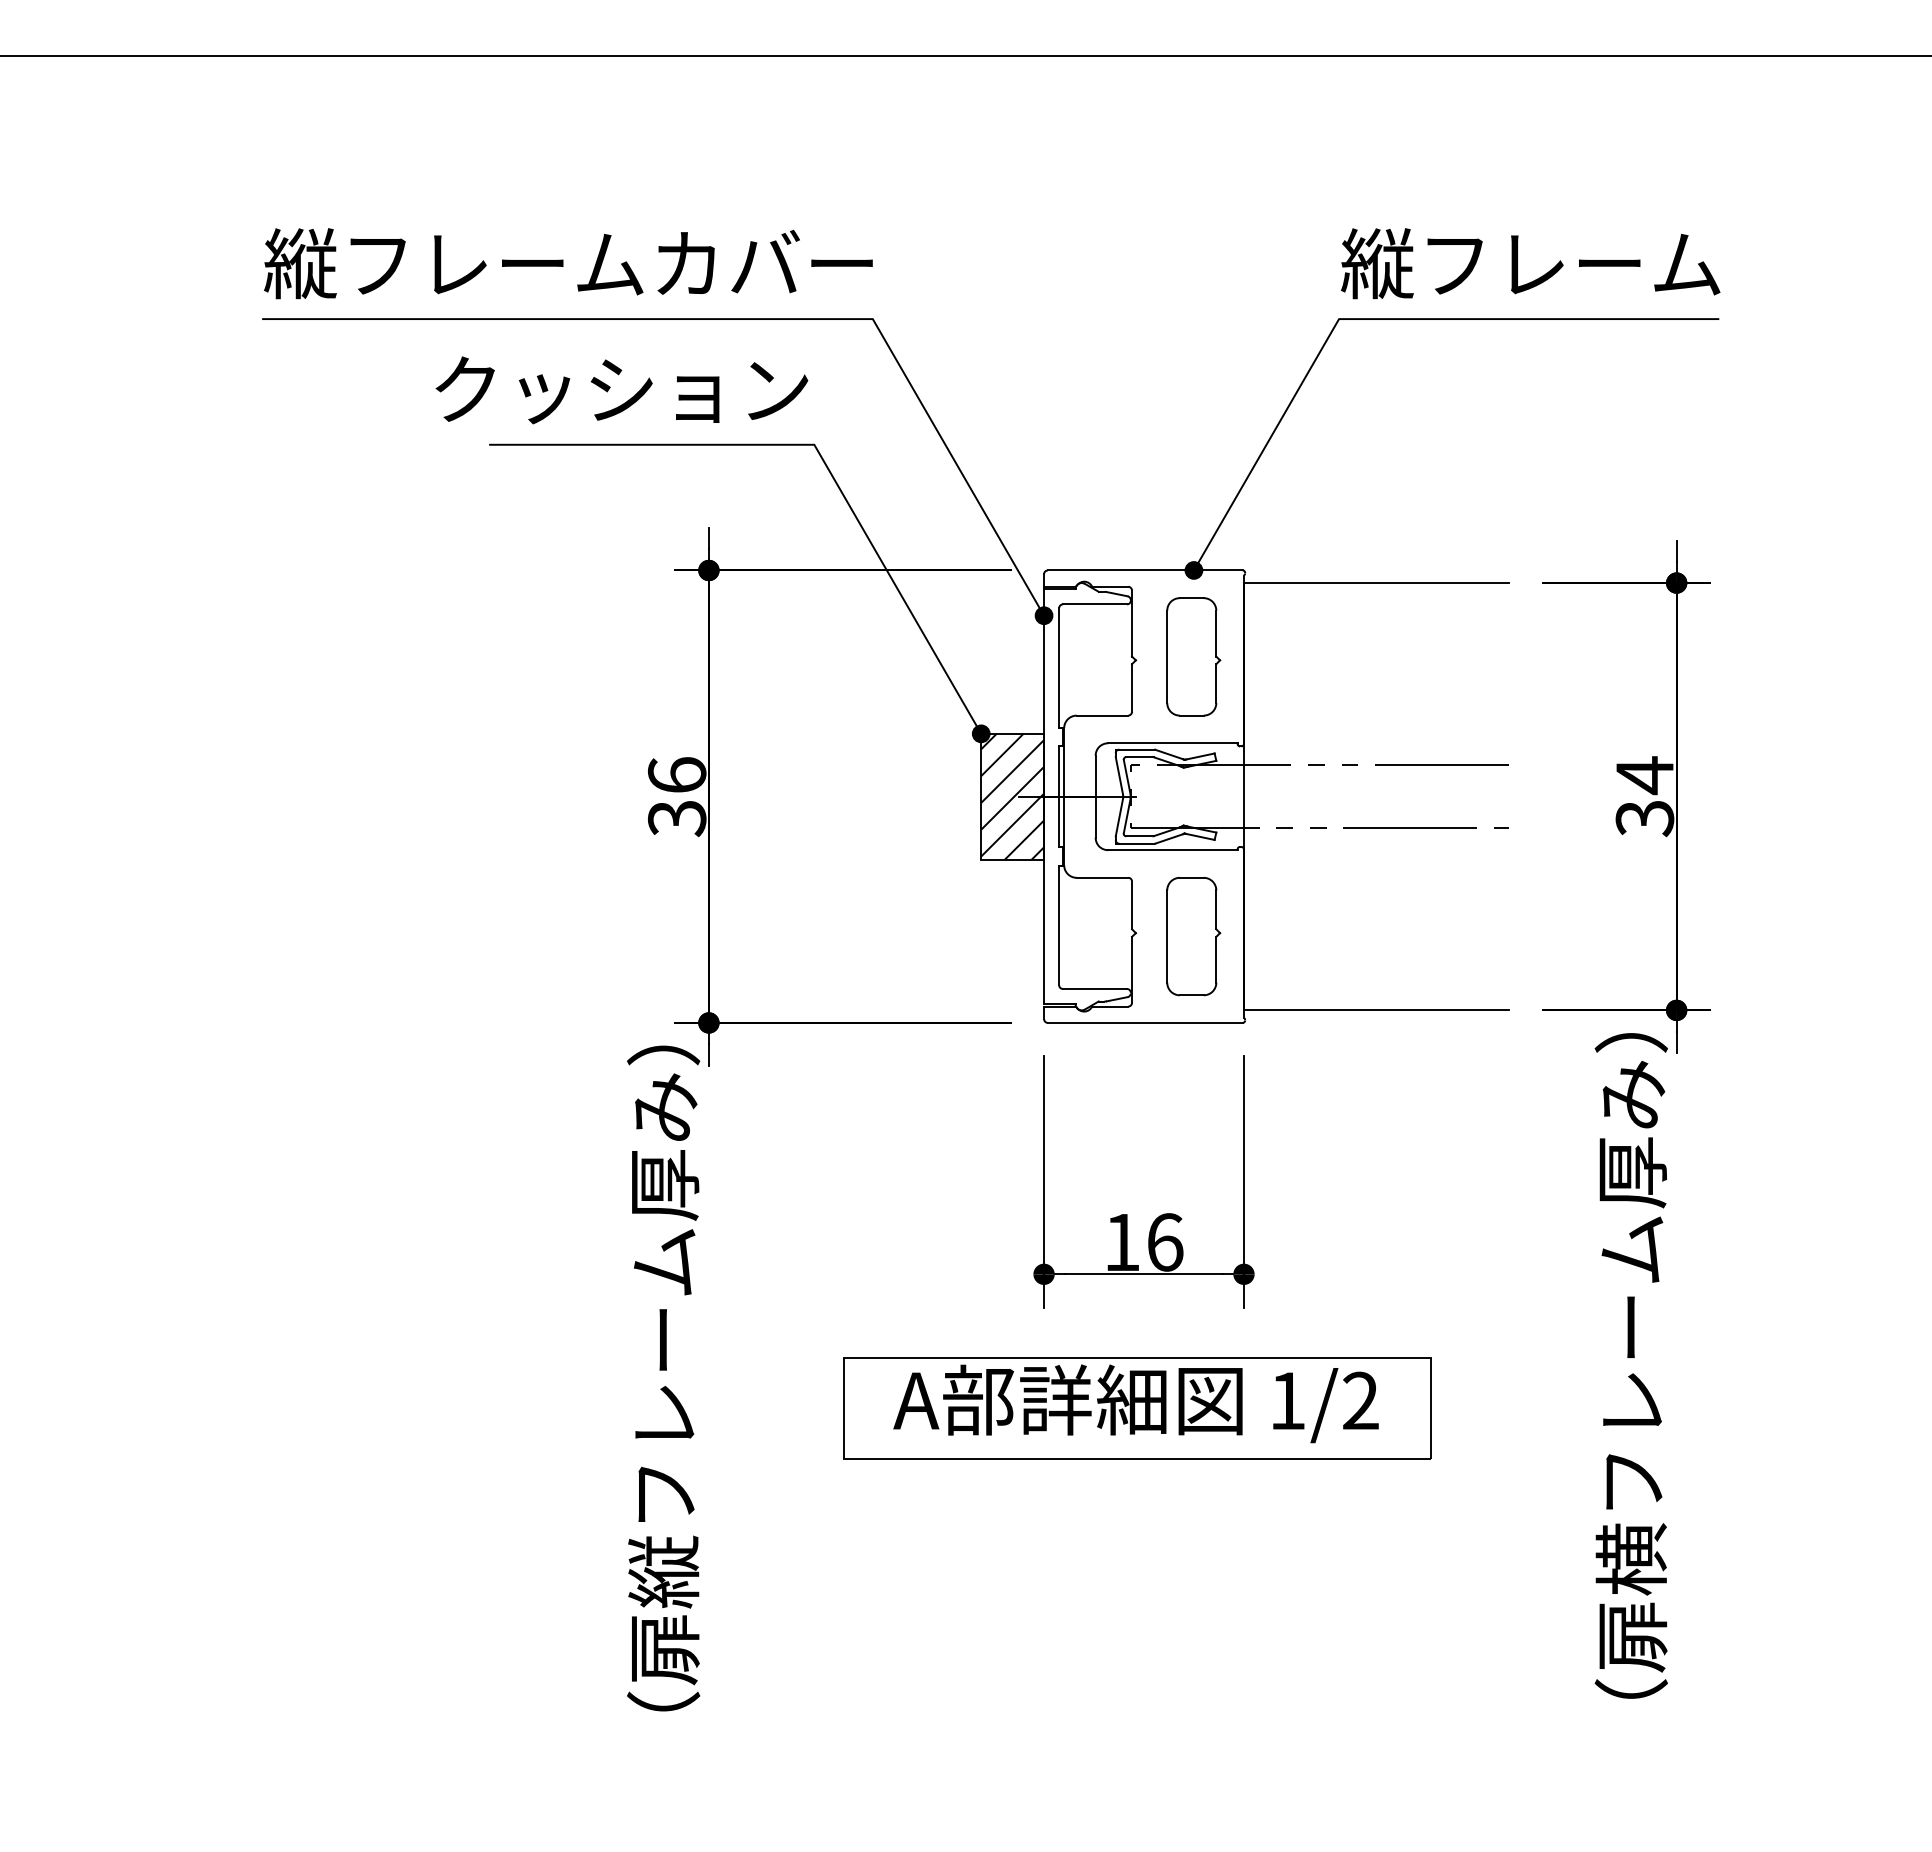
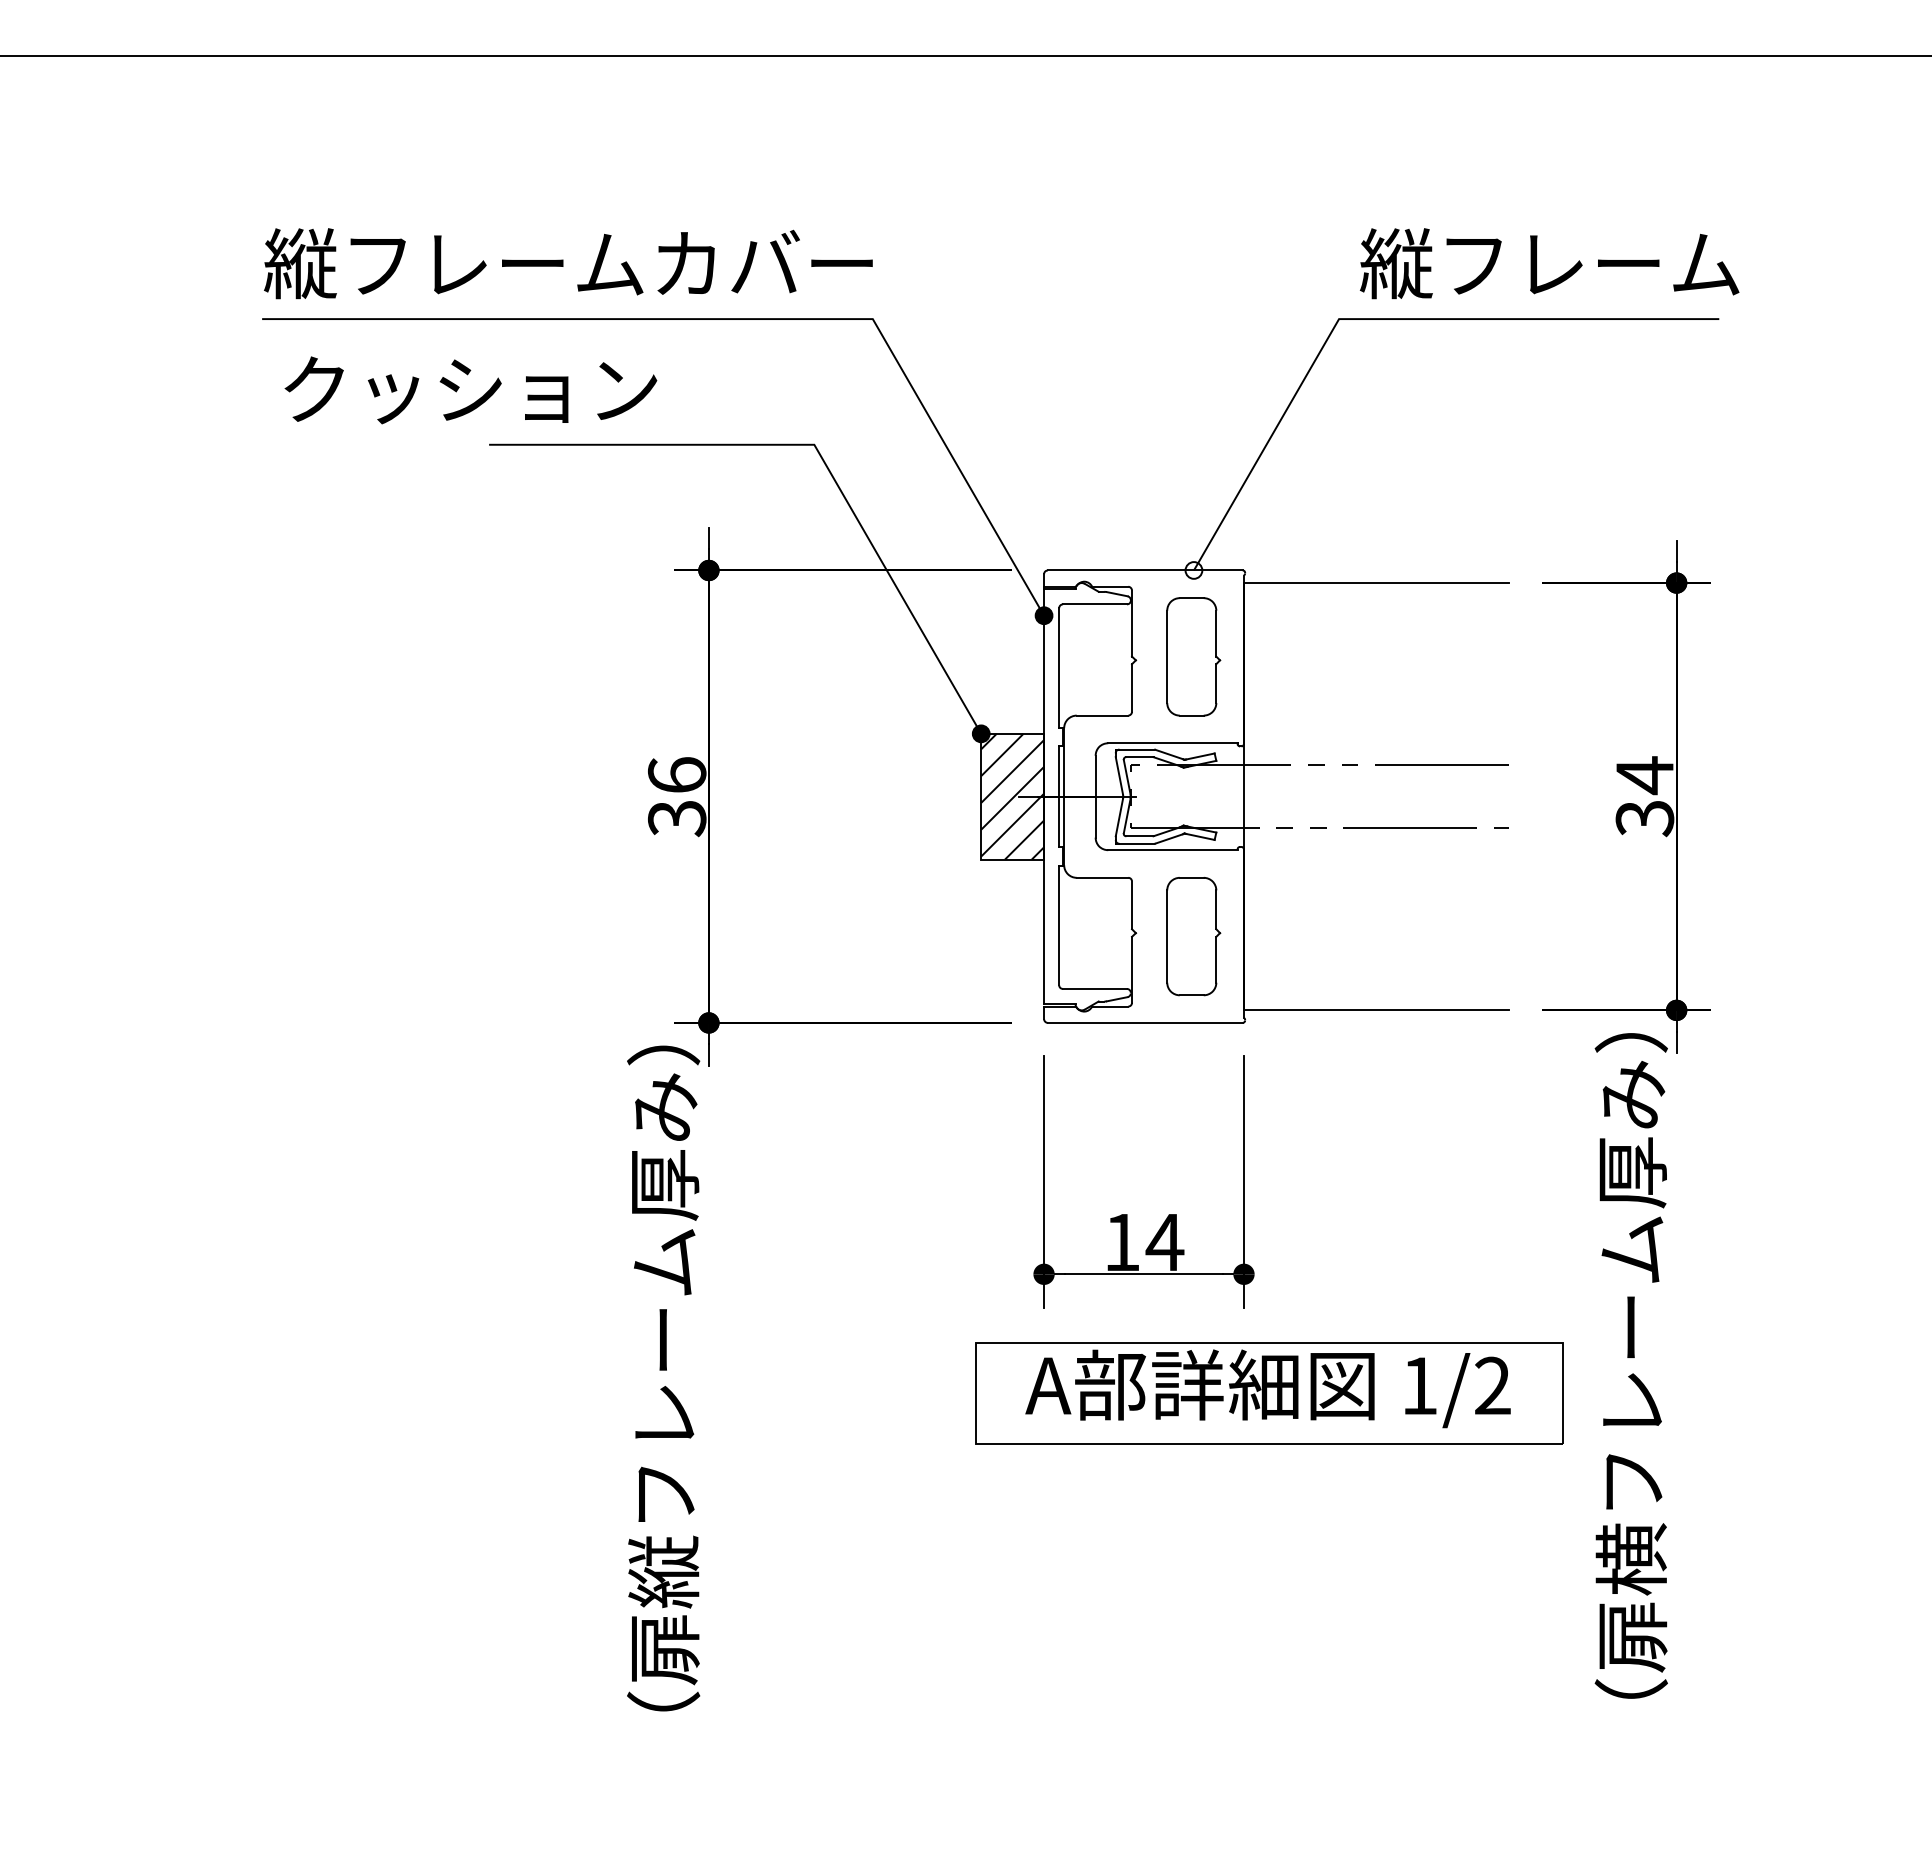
text position: (1530, 263) -> (1549, 263) (1549, 263)
text position: (621, 390) -> (470, 390) (470, 390)
fill: present -> none (1193, 570)
text: 16 -> 14 (1164, 1242)
part position: (1137, 1408) -> (1269, 1393) (1269, 1393)
